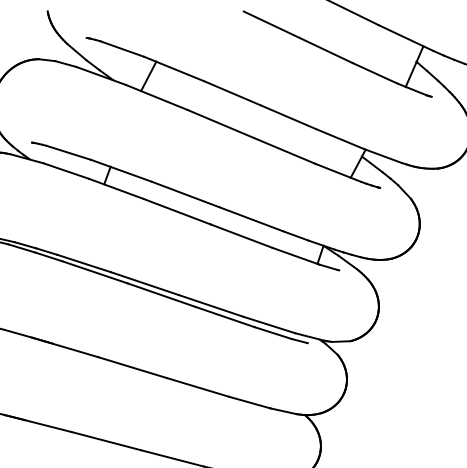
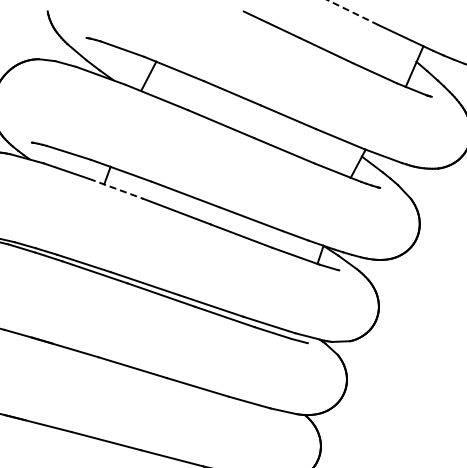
line: solid -> dashed (352, 12)
line: solid -> dashed (116, 188)
